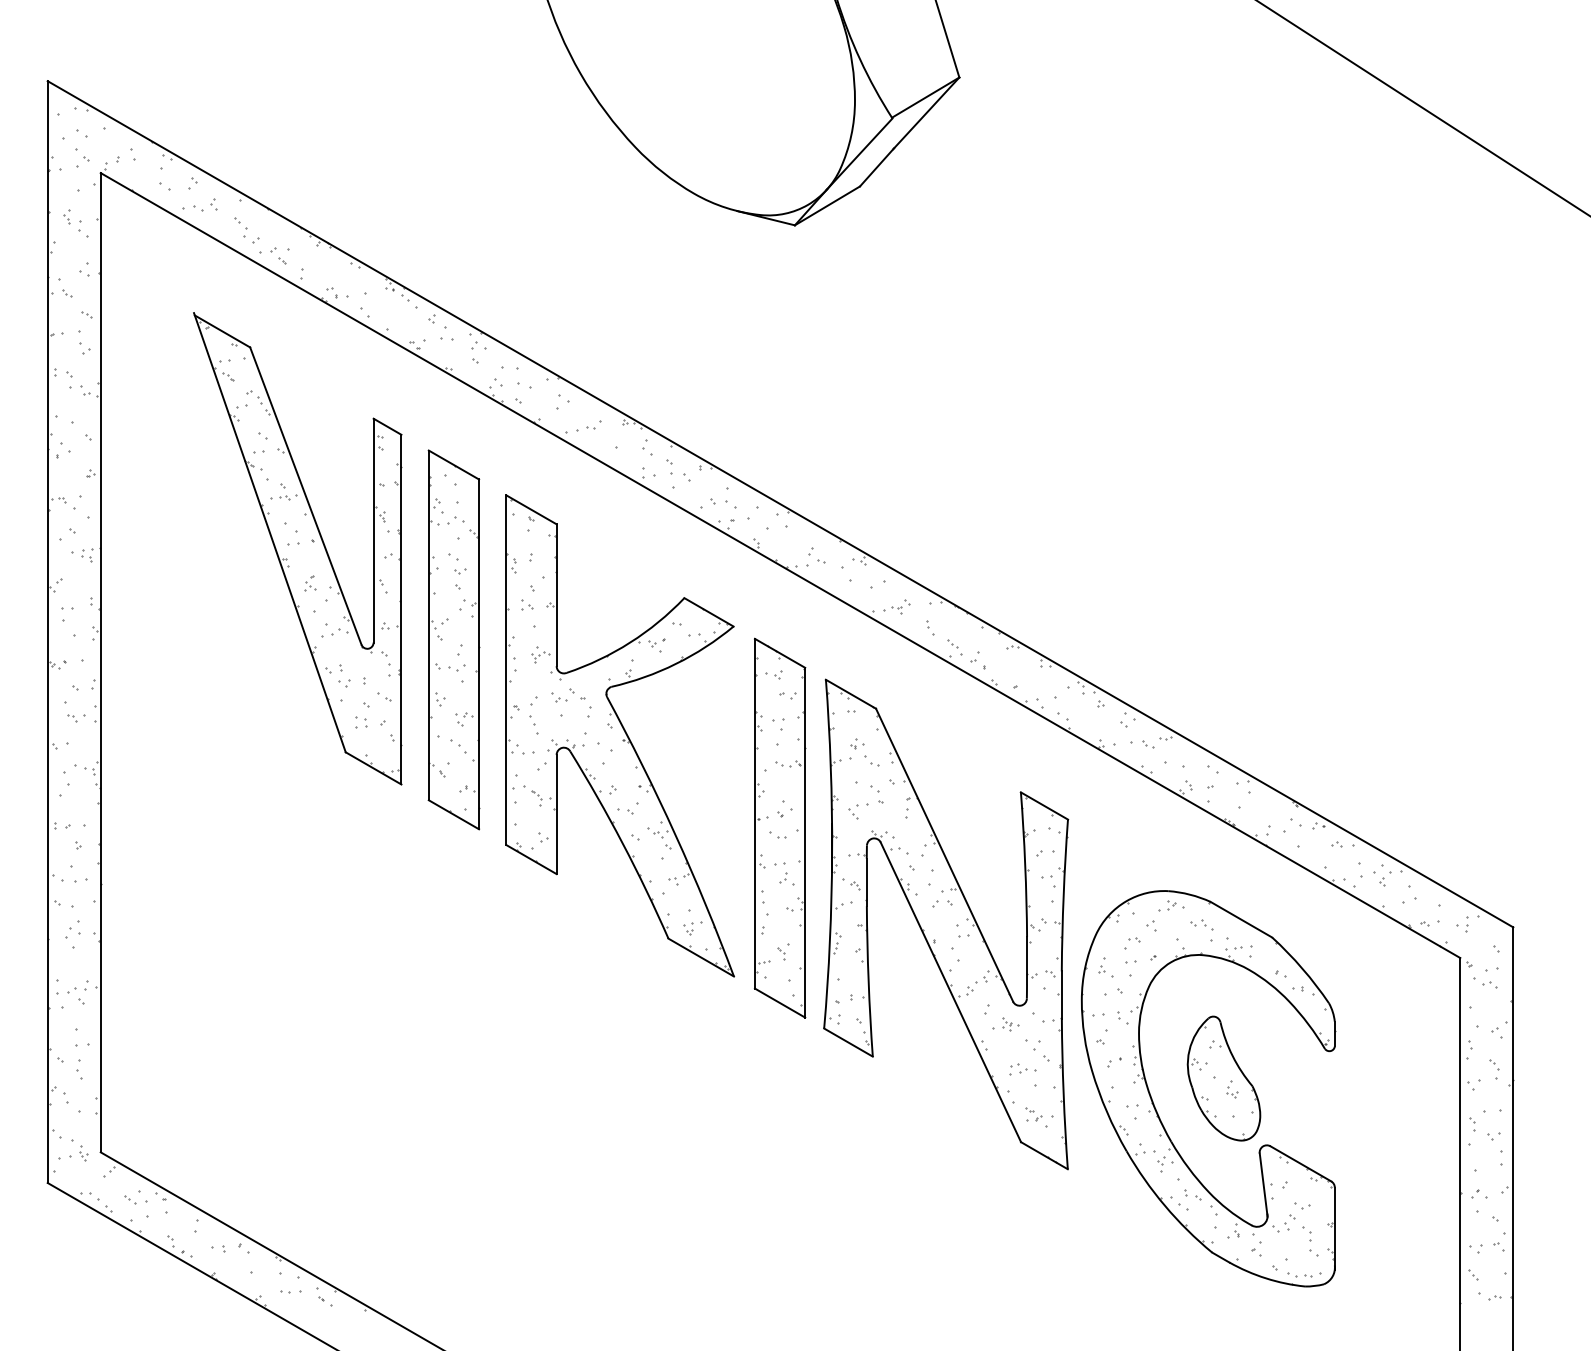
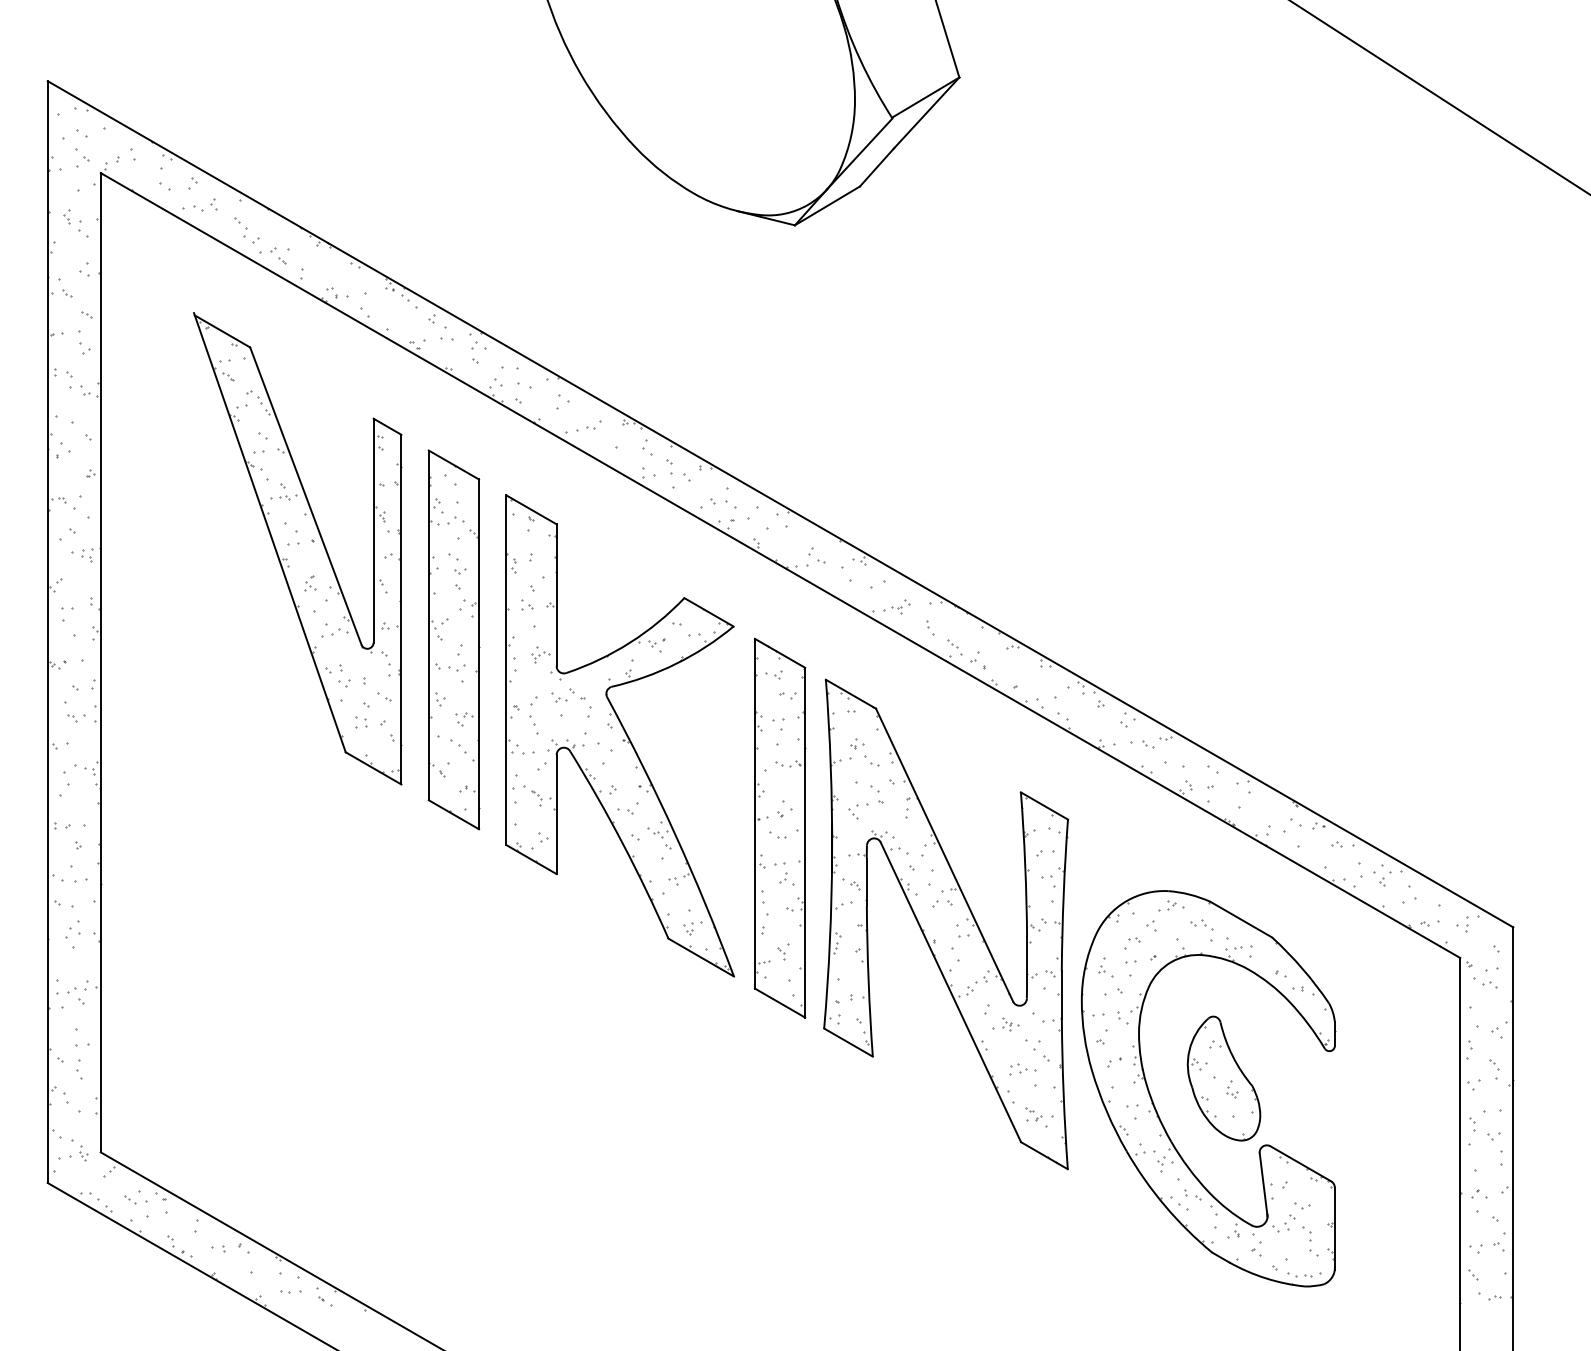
line position: (1423, 108) -> (1439, 97) (1439, 97)
